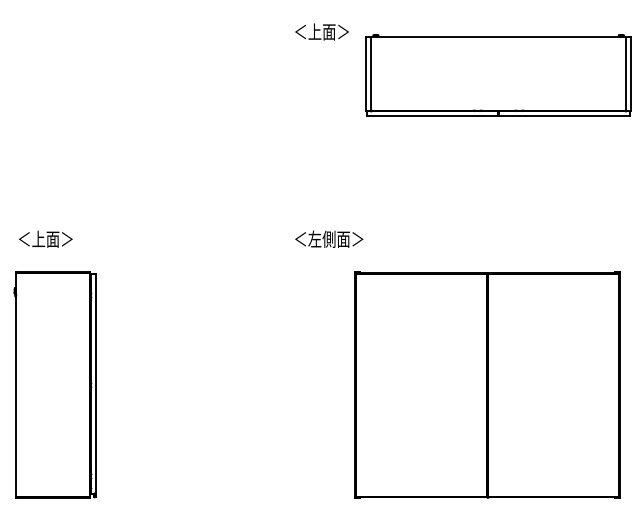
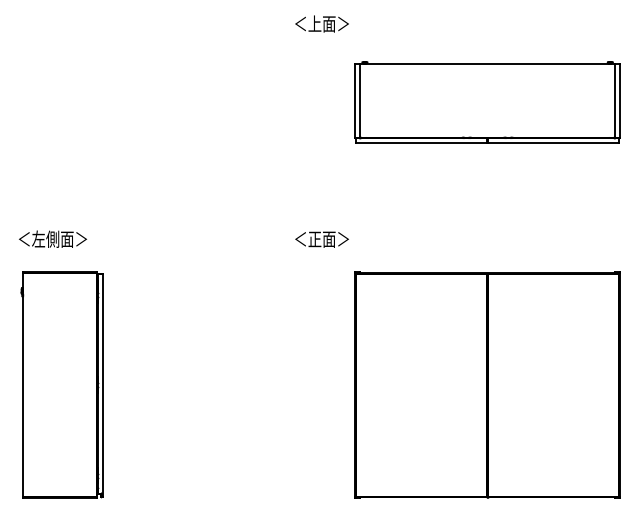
text position: (321, 31) -> (321, 23) (321, 23)
part position: (498, 75) -> (487, 102) (487, 102)
text: ＜上面＞ -> ＜左側面＞ (59, 238)
text: ＜左側面＞ -> ＜正面＞ (335, 238)
part position: (54, 384) -> (61, 384) (61, 384)
